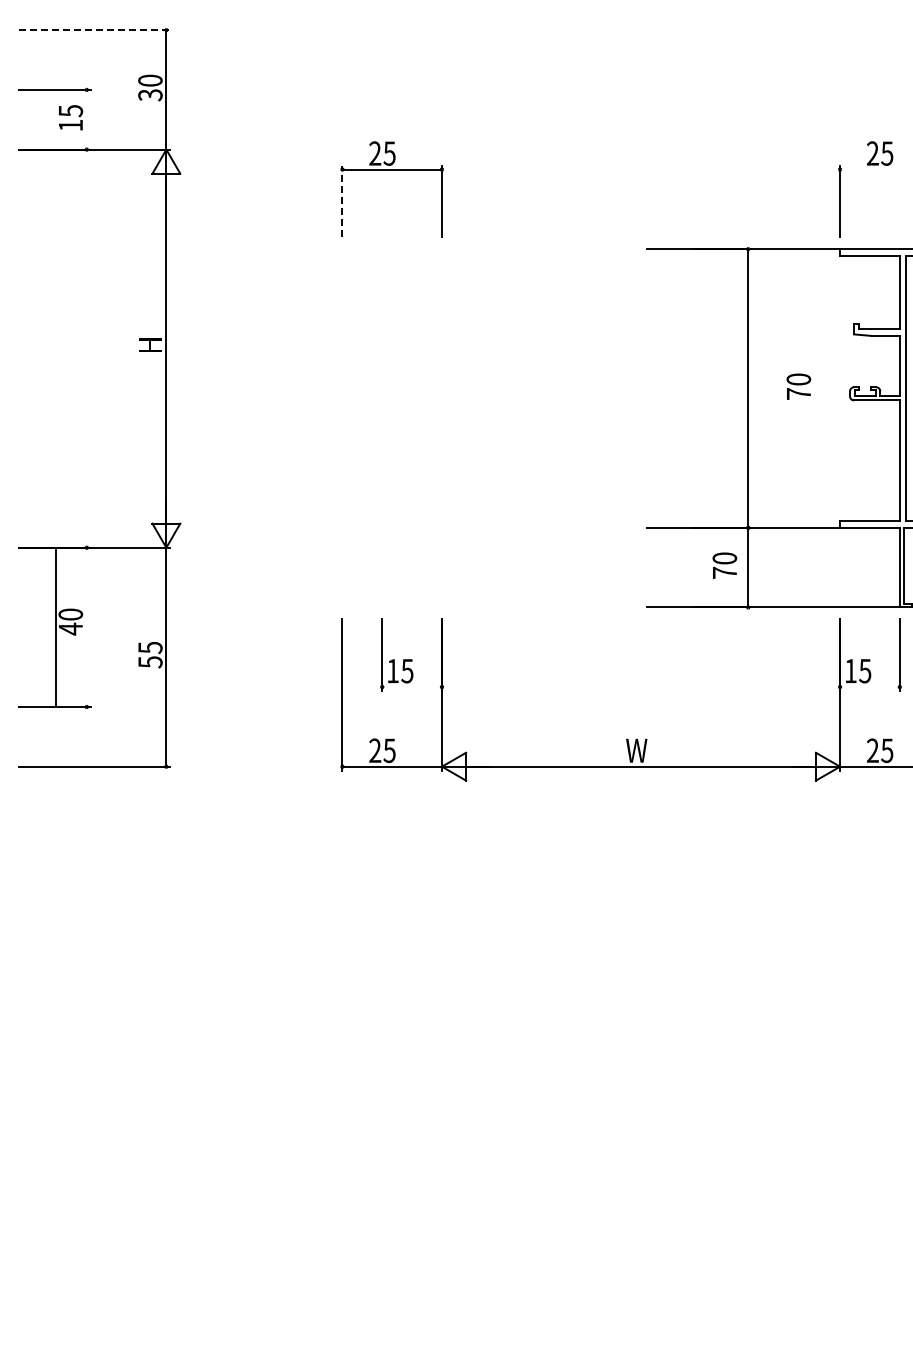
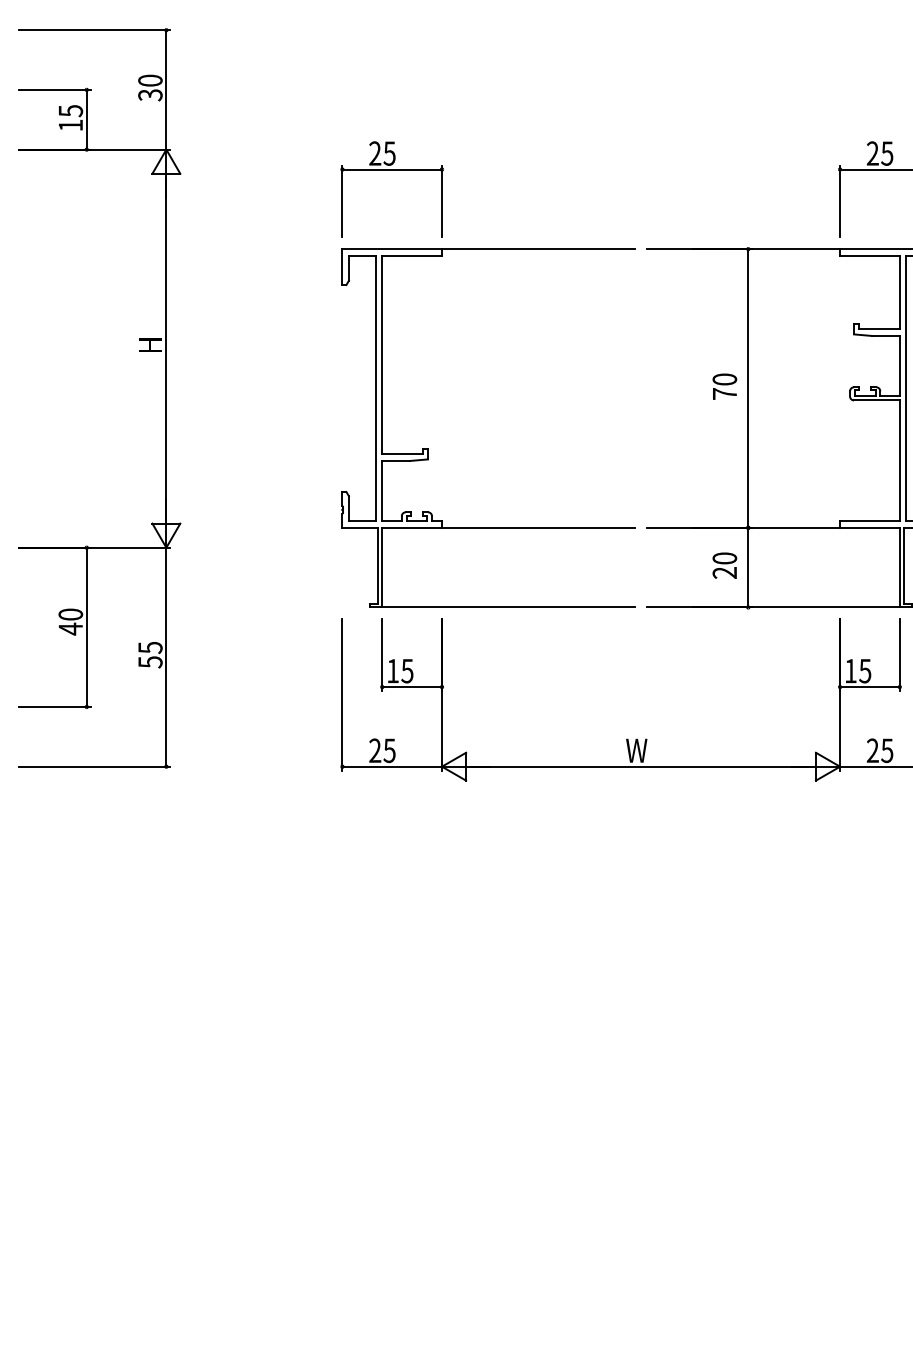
line: dashed -> solid (94, 30)
line: none -> present (86, 119)
line: none -> present (874, 169)
line: dashed -> solid (342, 201)
text position: (798, 386) -> (724, 386) (724, 386)
part: none -> present (428, 448)
text: 70 -> 20 (724, 572)
line position: (55, 626) -> (86, 626) (86, 626)
line: none -> present (411, 687)
line: none -> present (869, 687)
